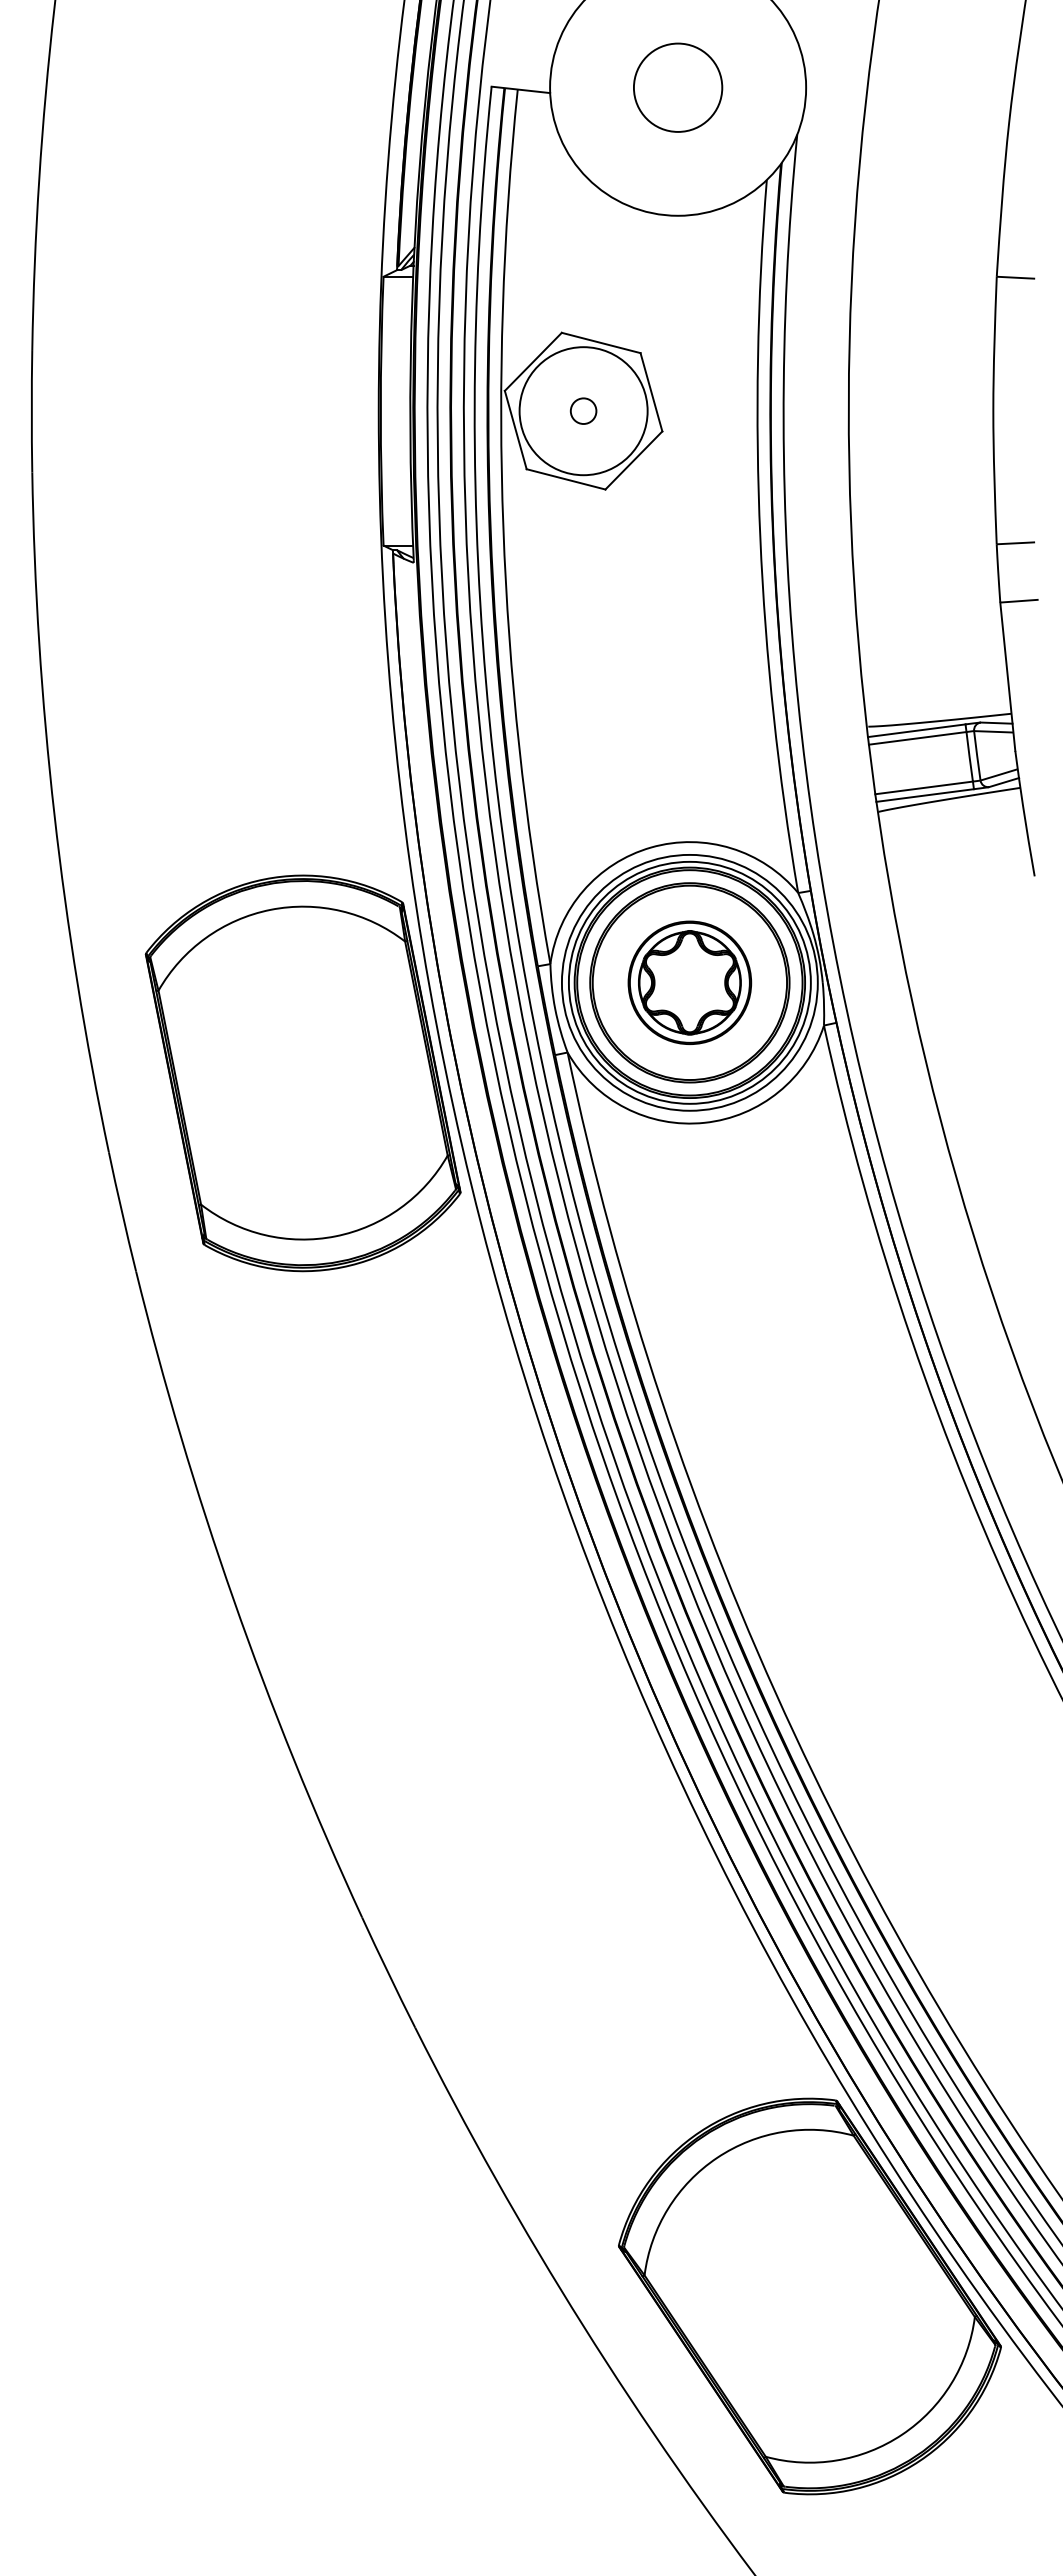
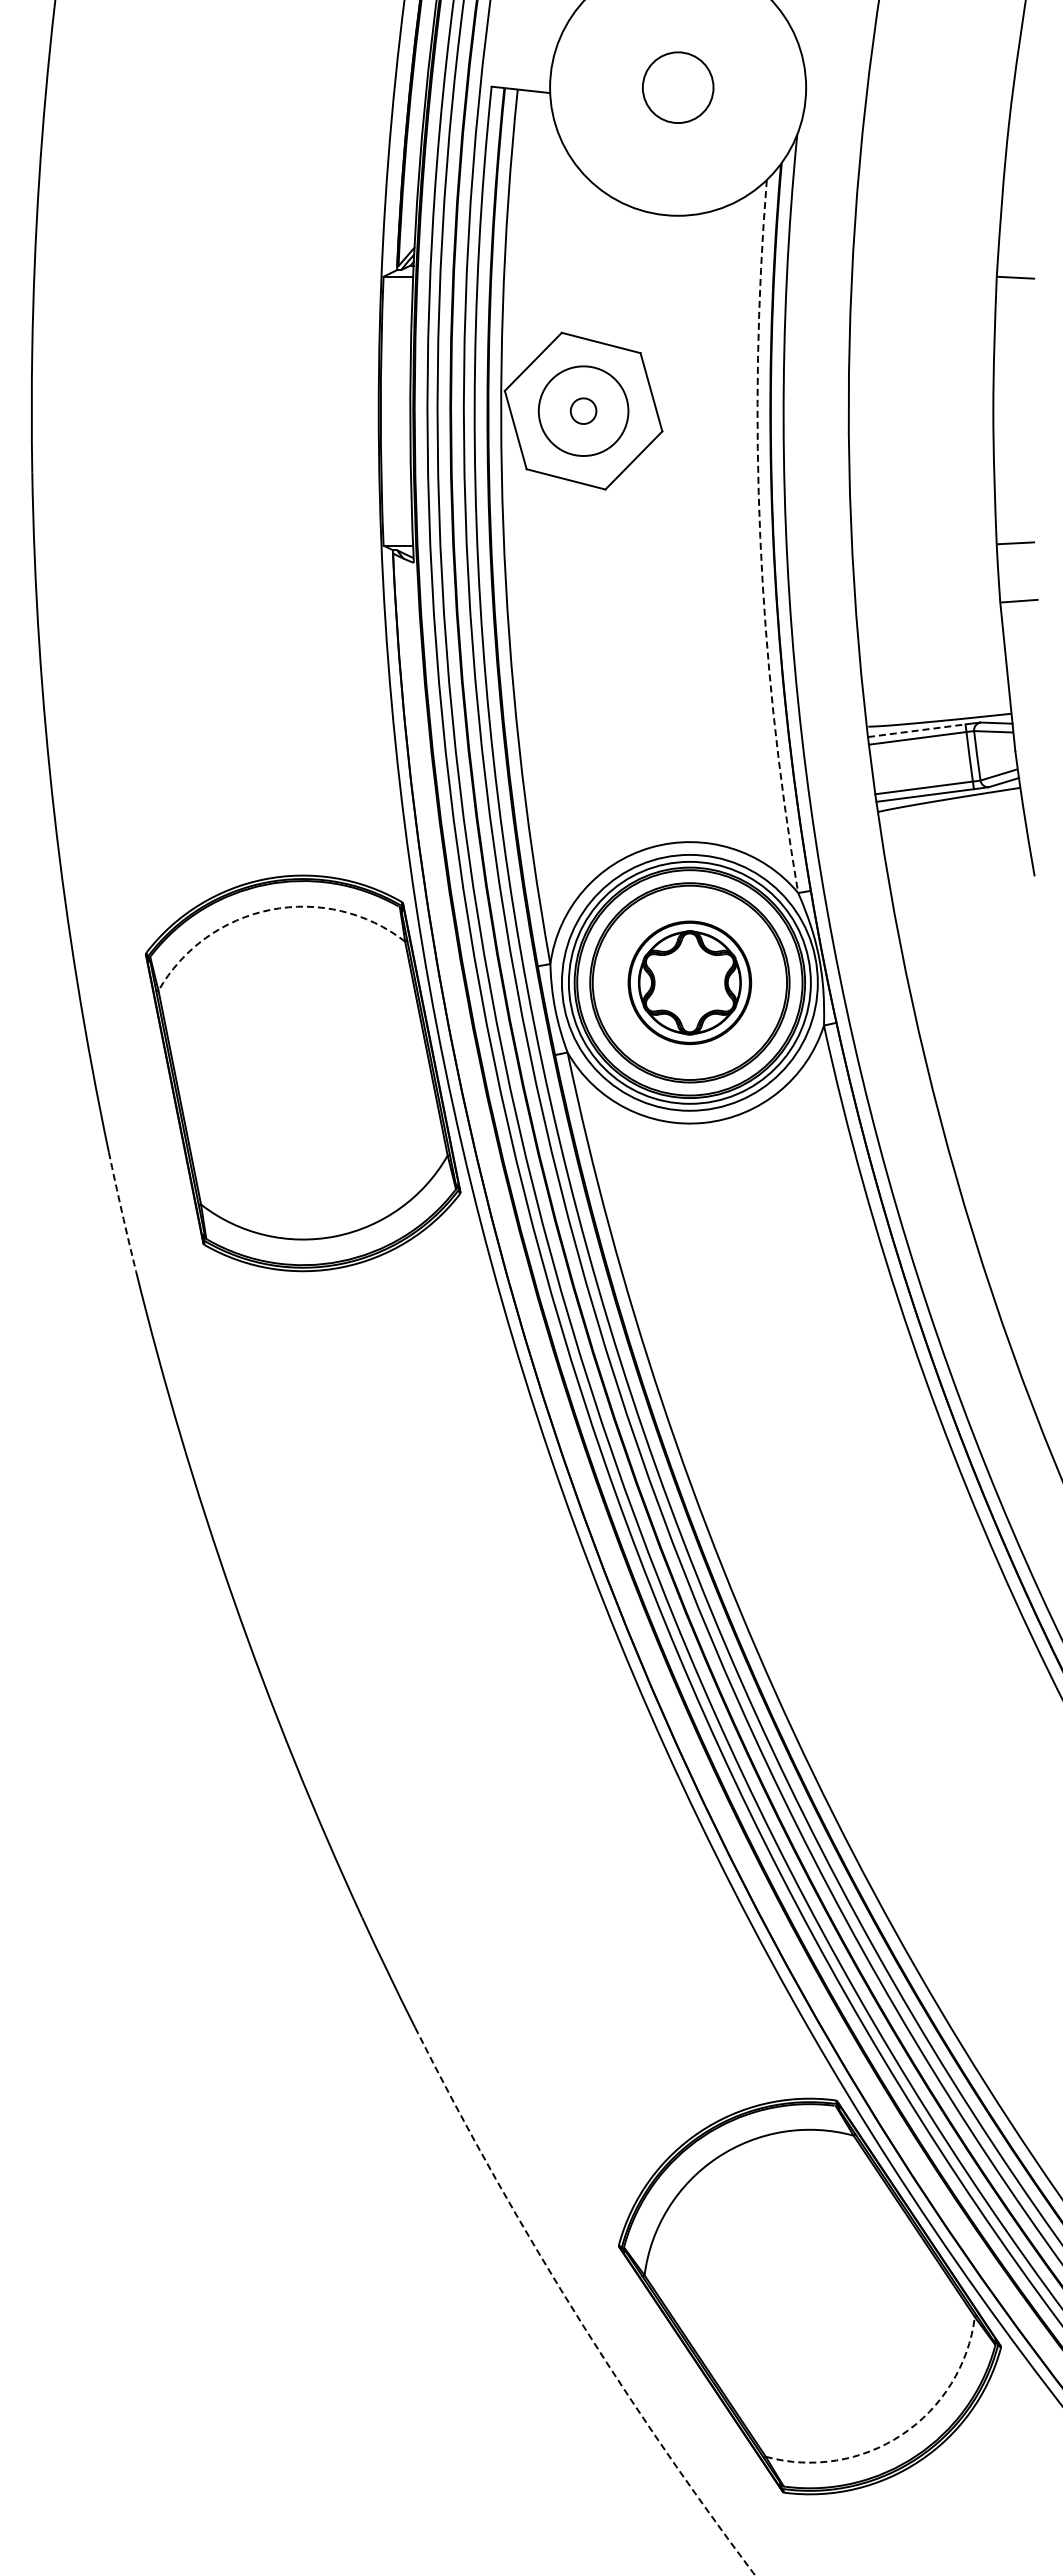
circle size: 91x91 px -> 73x73 px (678, 87)
circle diameter: 128 px -> 90 px (583, 411)
arc: solid -> dashed (760, 537)
line: solid -> dashed (917, 730)
arc: solid -> dashed (270, 909)
arc: solid -> dashed (122, 1212)
arc: solid -> dashed (573, 2309)
arc: solid -> dashed (902, 2434)
